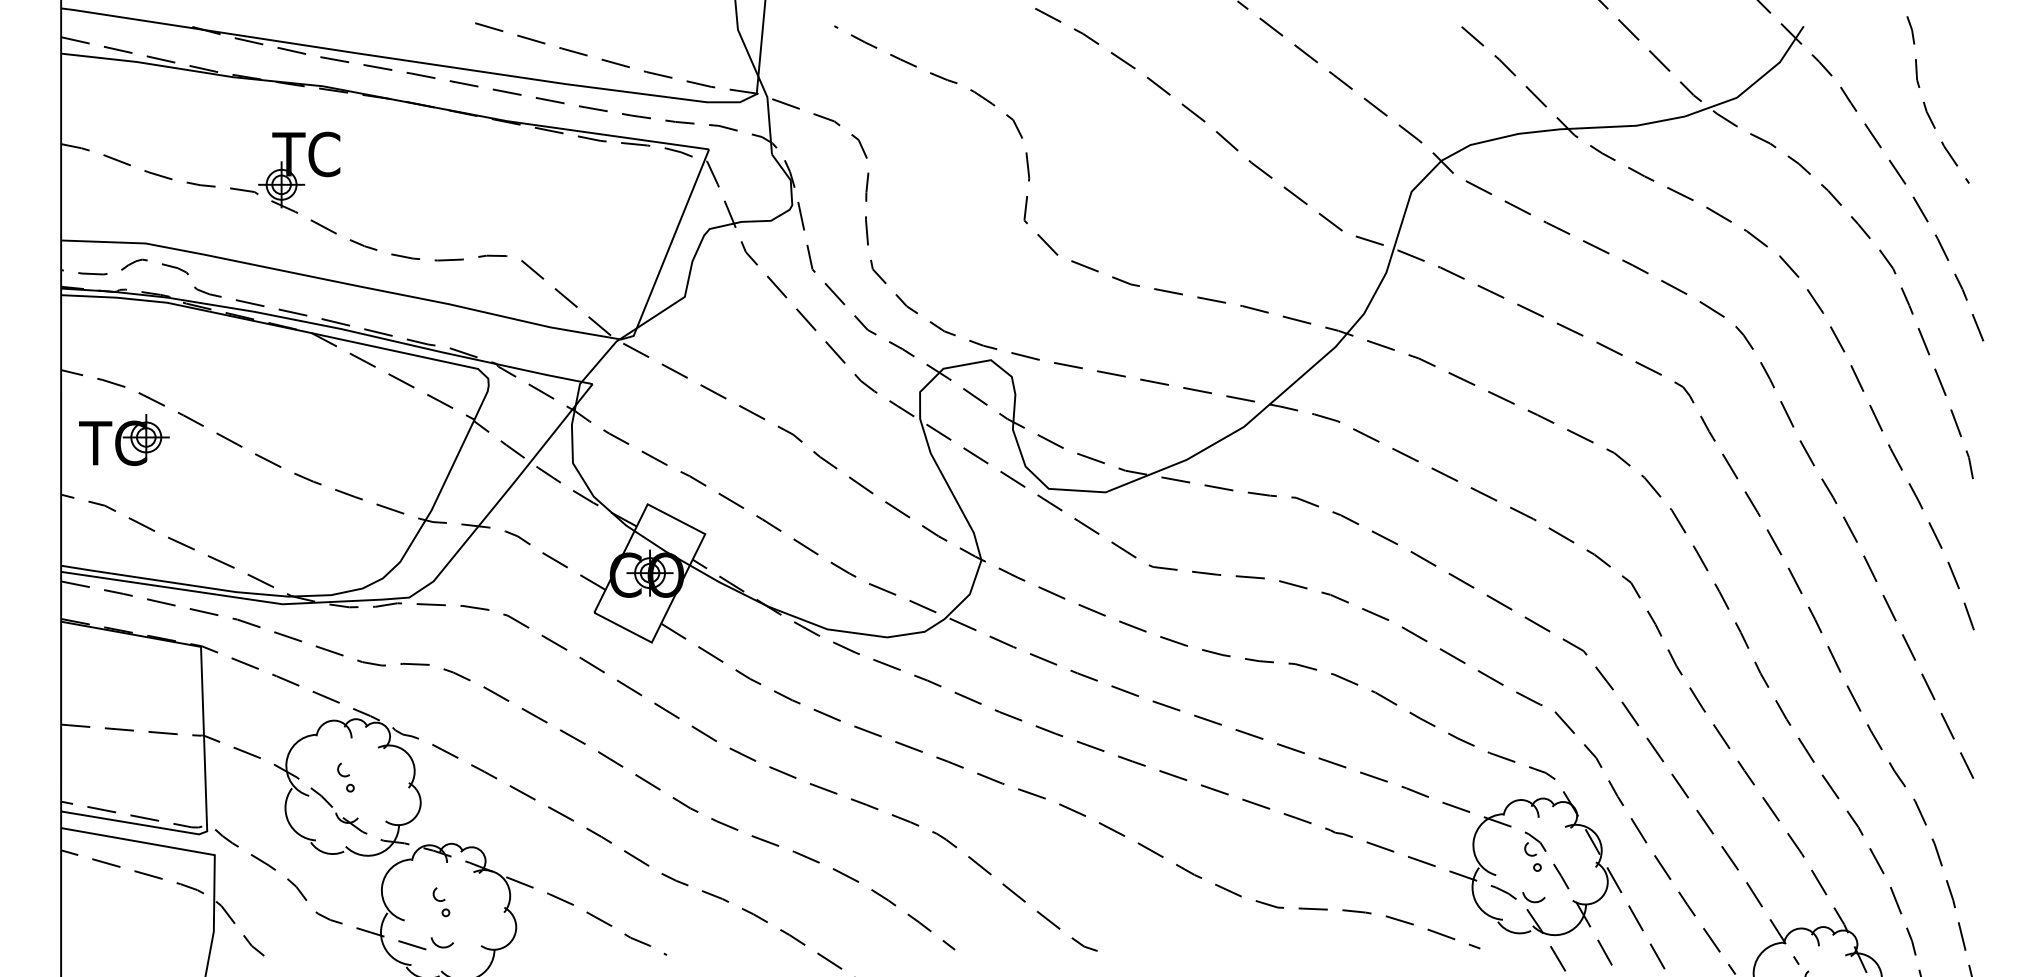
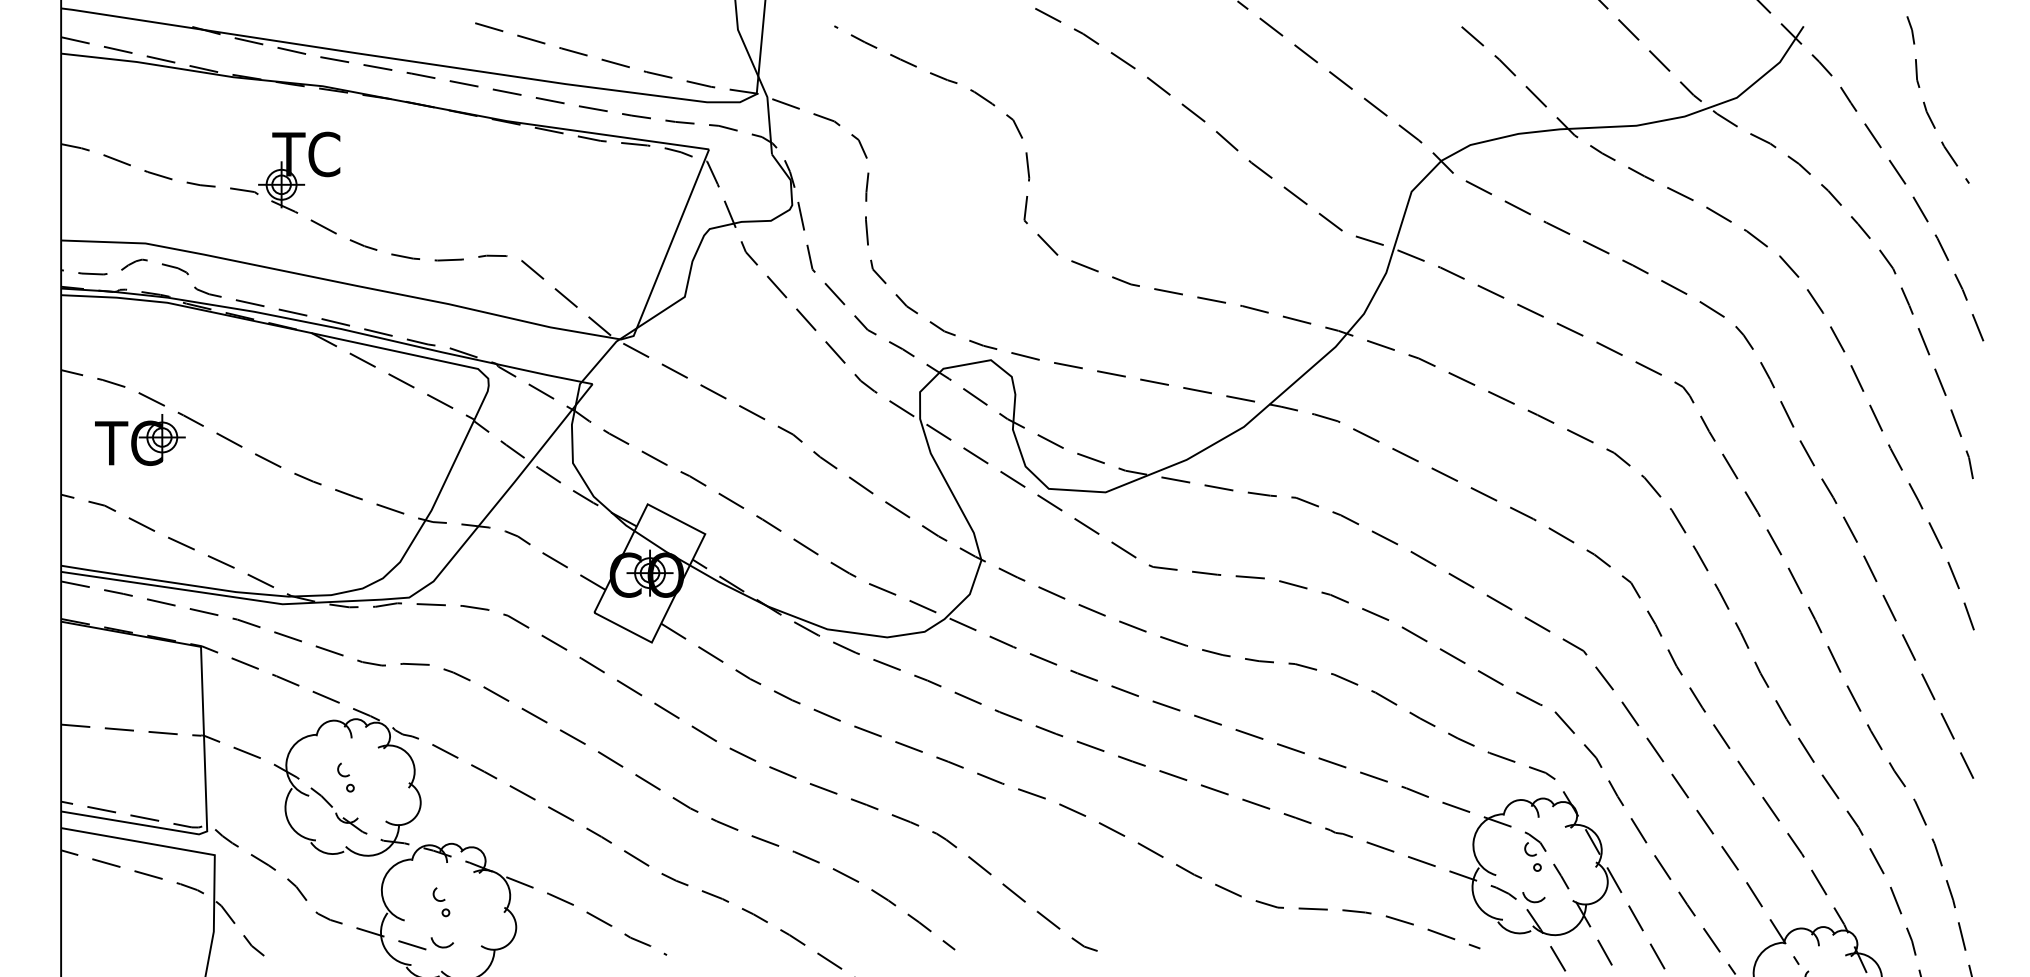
part position: (124, 439) -> (140, 439) (140, 439)
